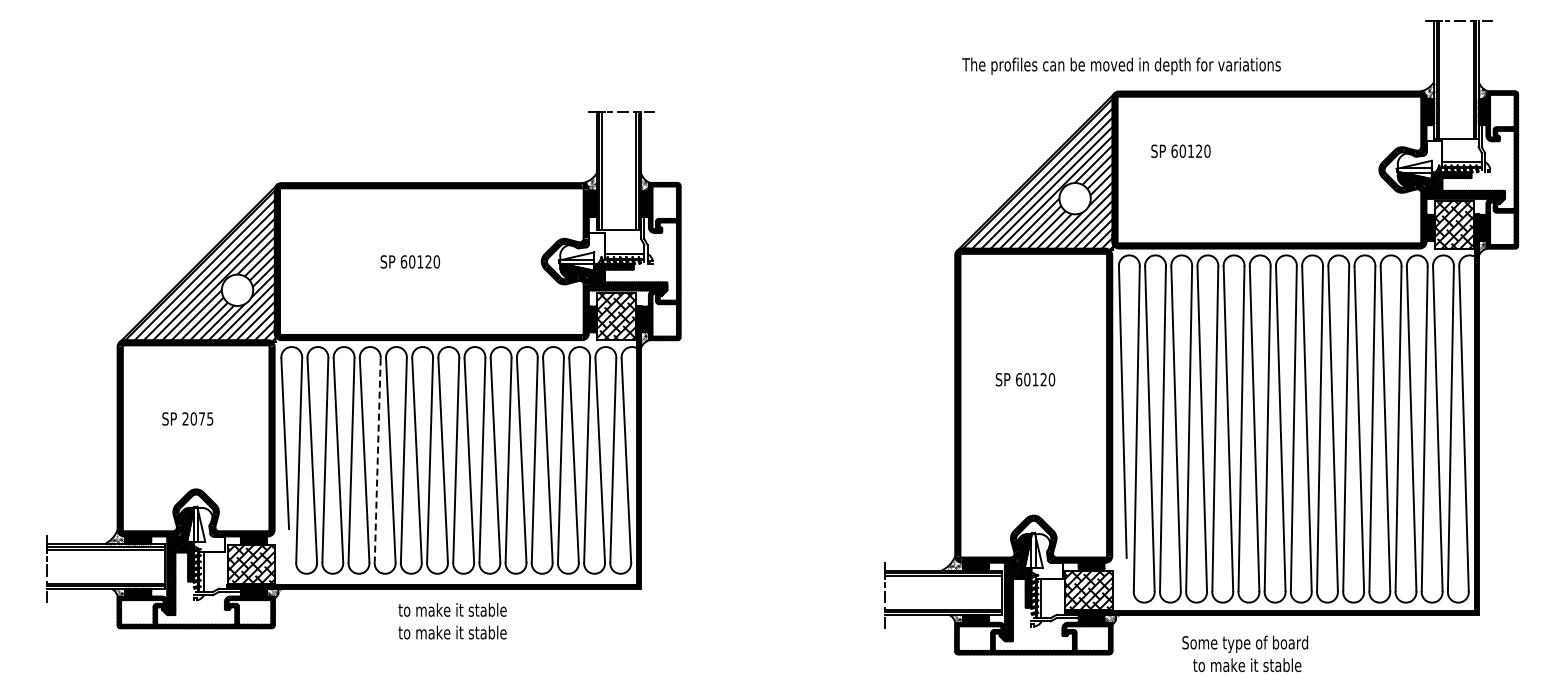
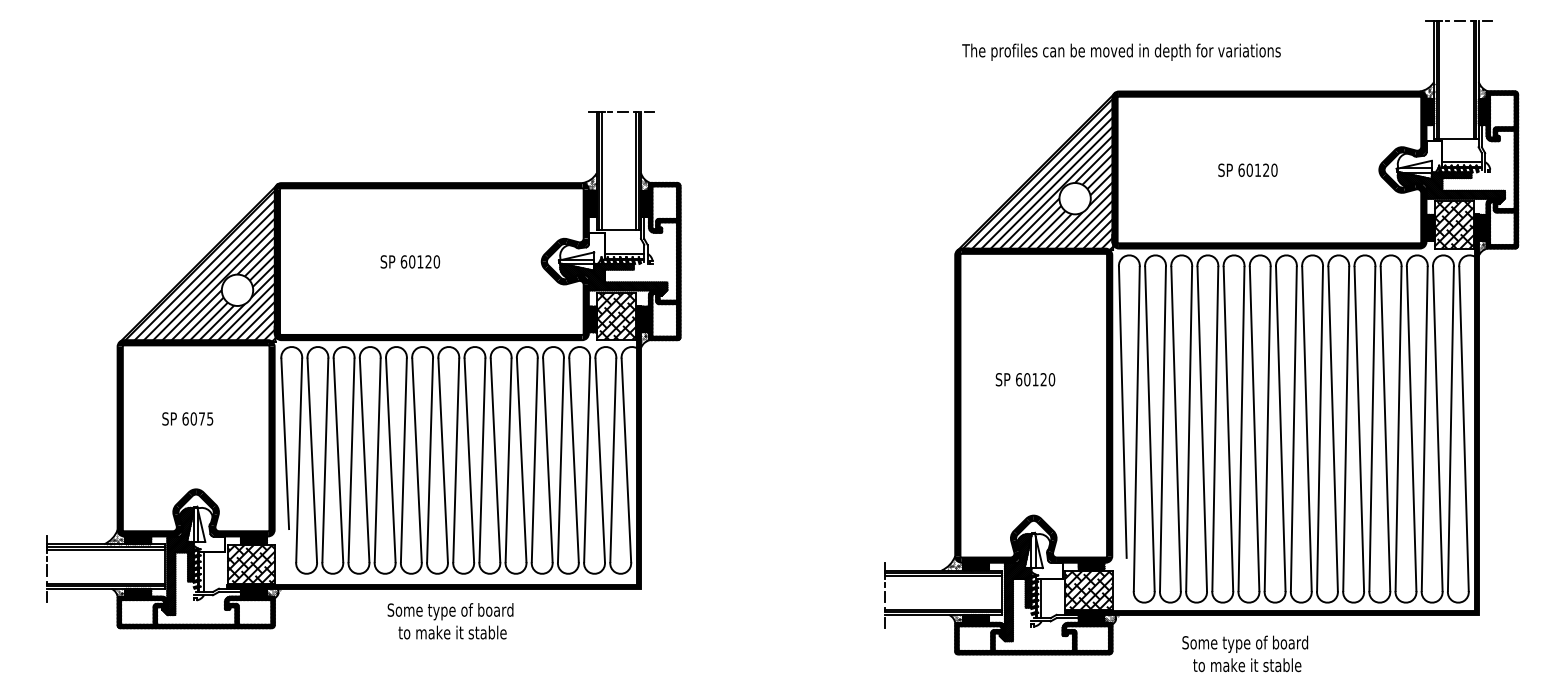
text position: (1121, 65) -> (1121, 51) (1121, 51)
text position: (1180, 150) -> (1247, 169) (1247, 169)
text: 2075 -> 6075 (185, 418)
line: dashed -> solid (377, 460)
text: to make it stable -> Some type of board (450, 611)
